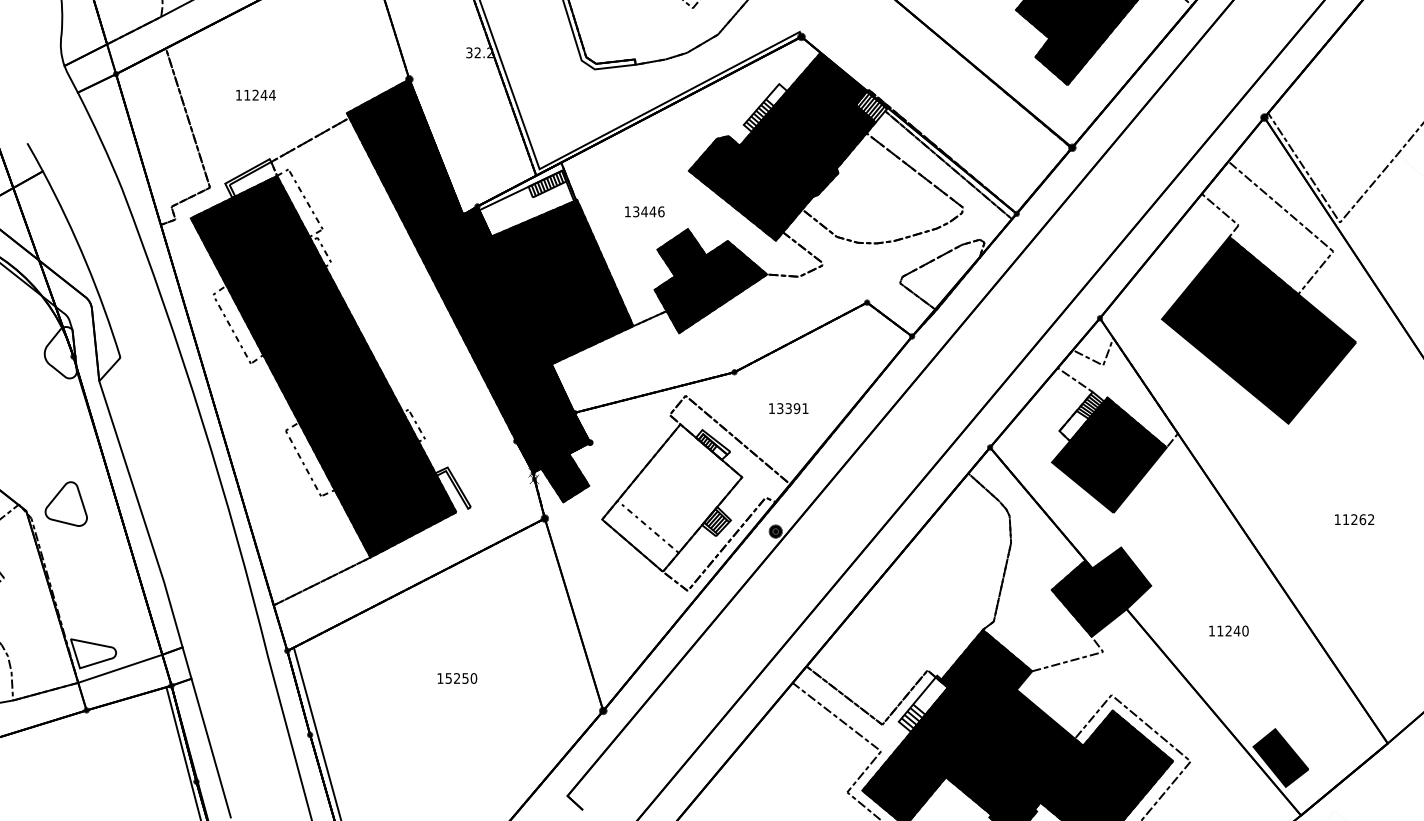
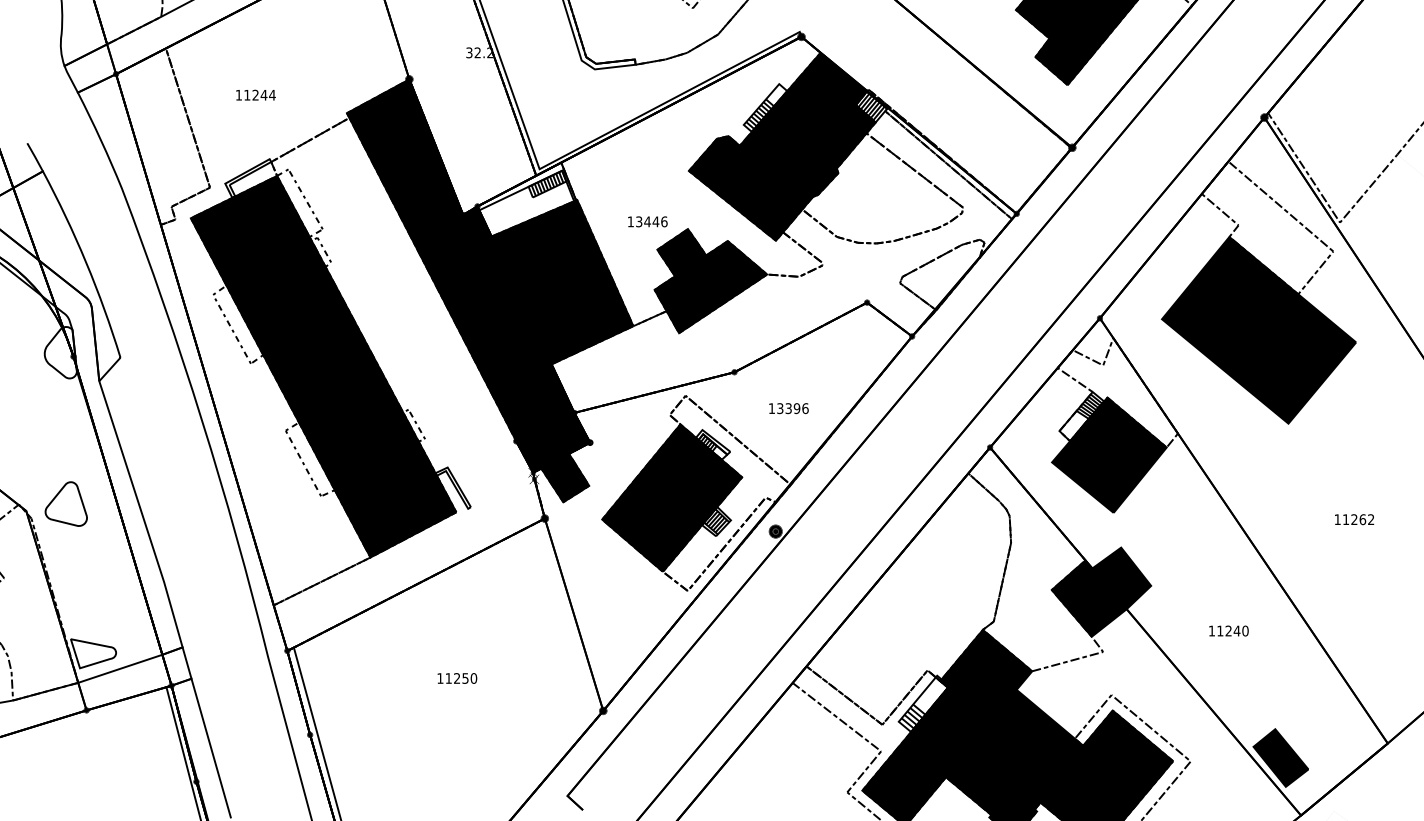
text position: (644, 211) -> (647, 221) (647, 221)
text: 13391 -> 13396 (805, 408)
fill: none -> present (672, 497)
text: 15250 -> 11250 (448, 678)
